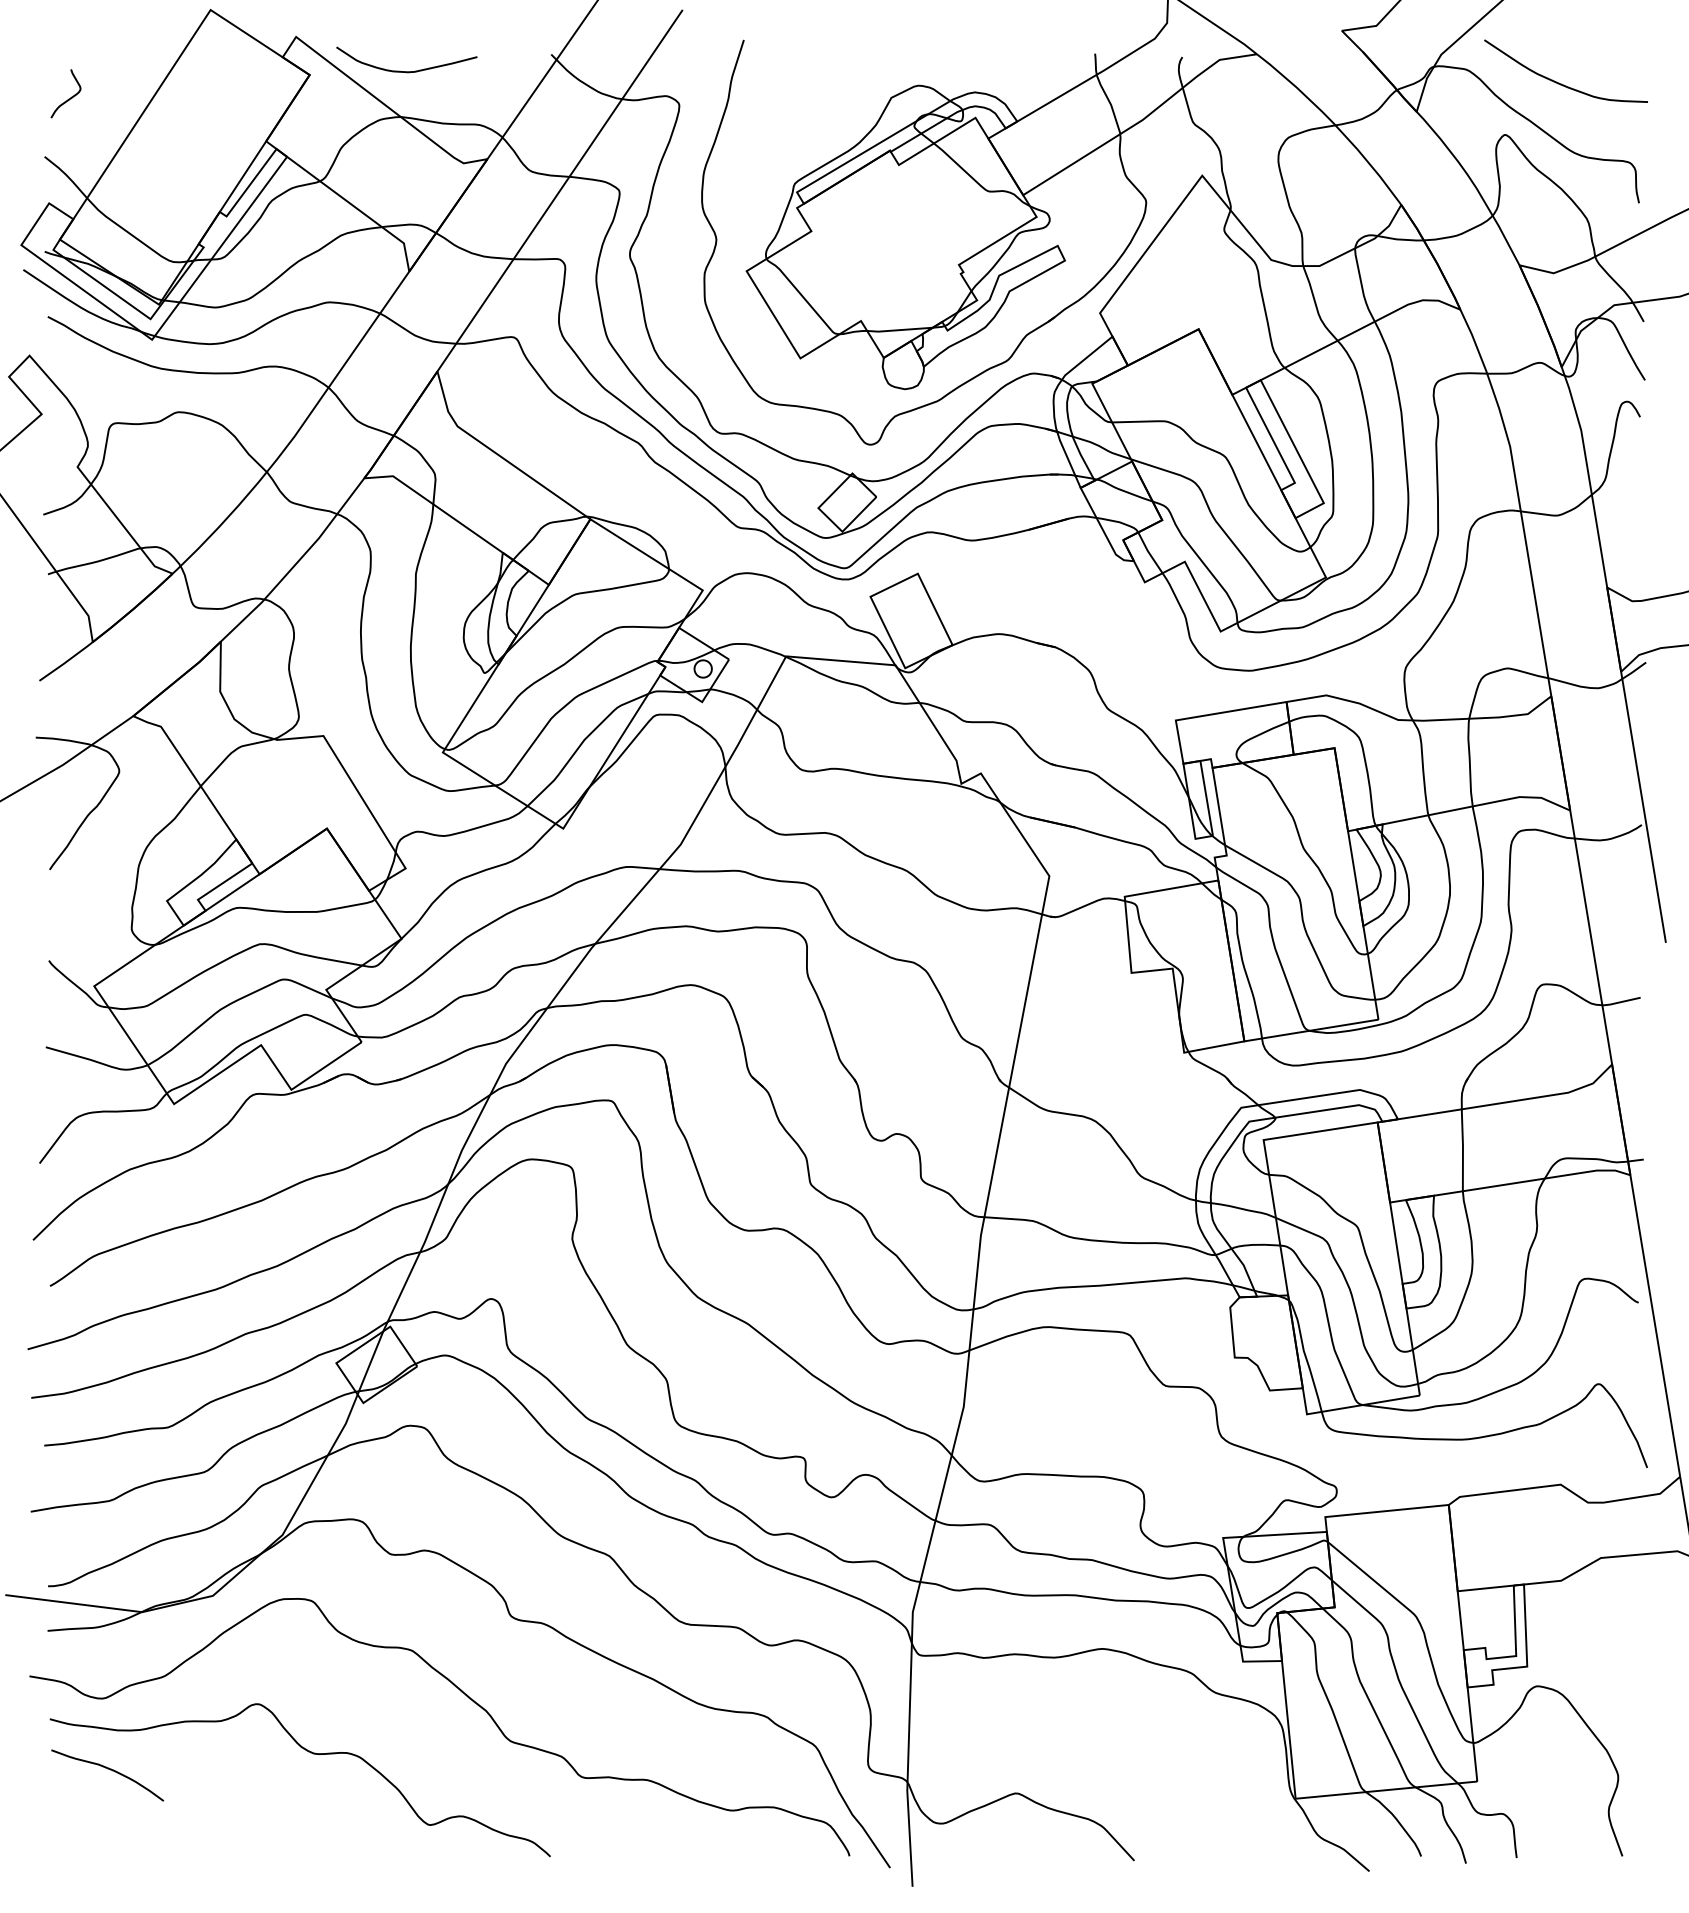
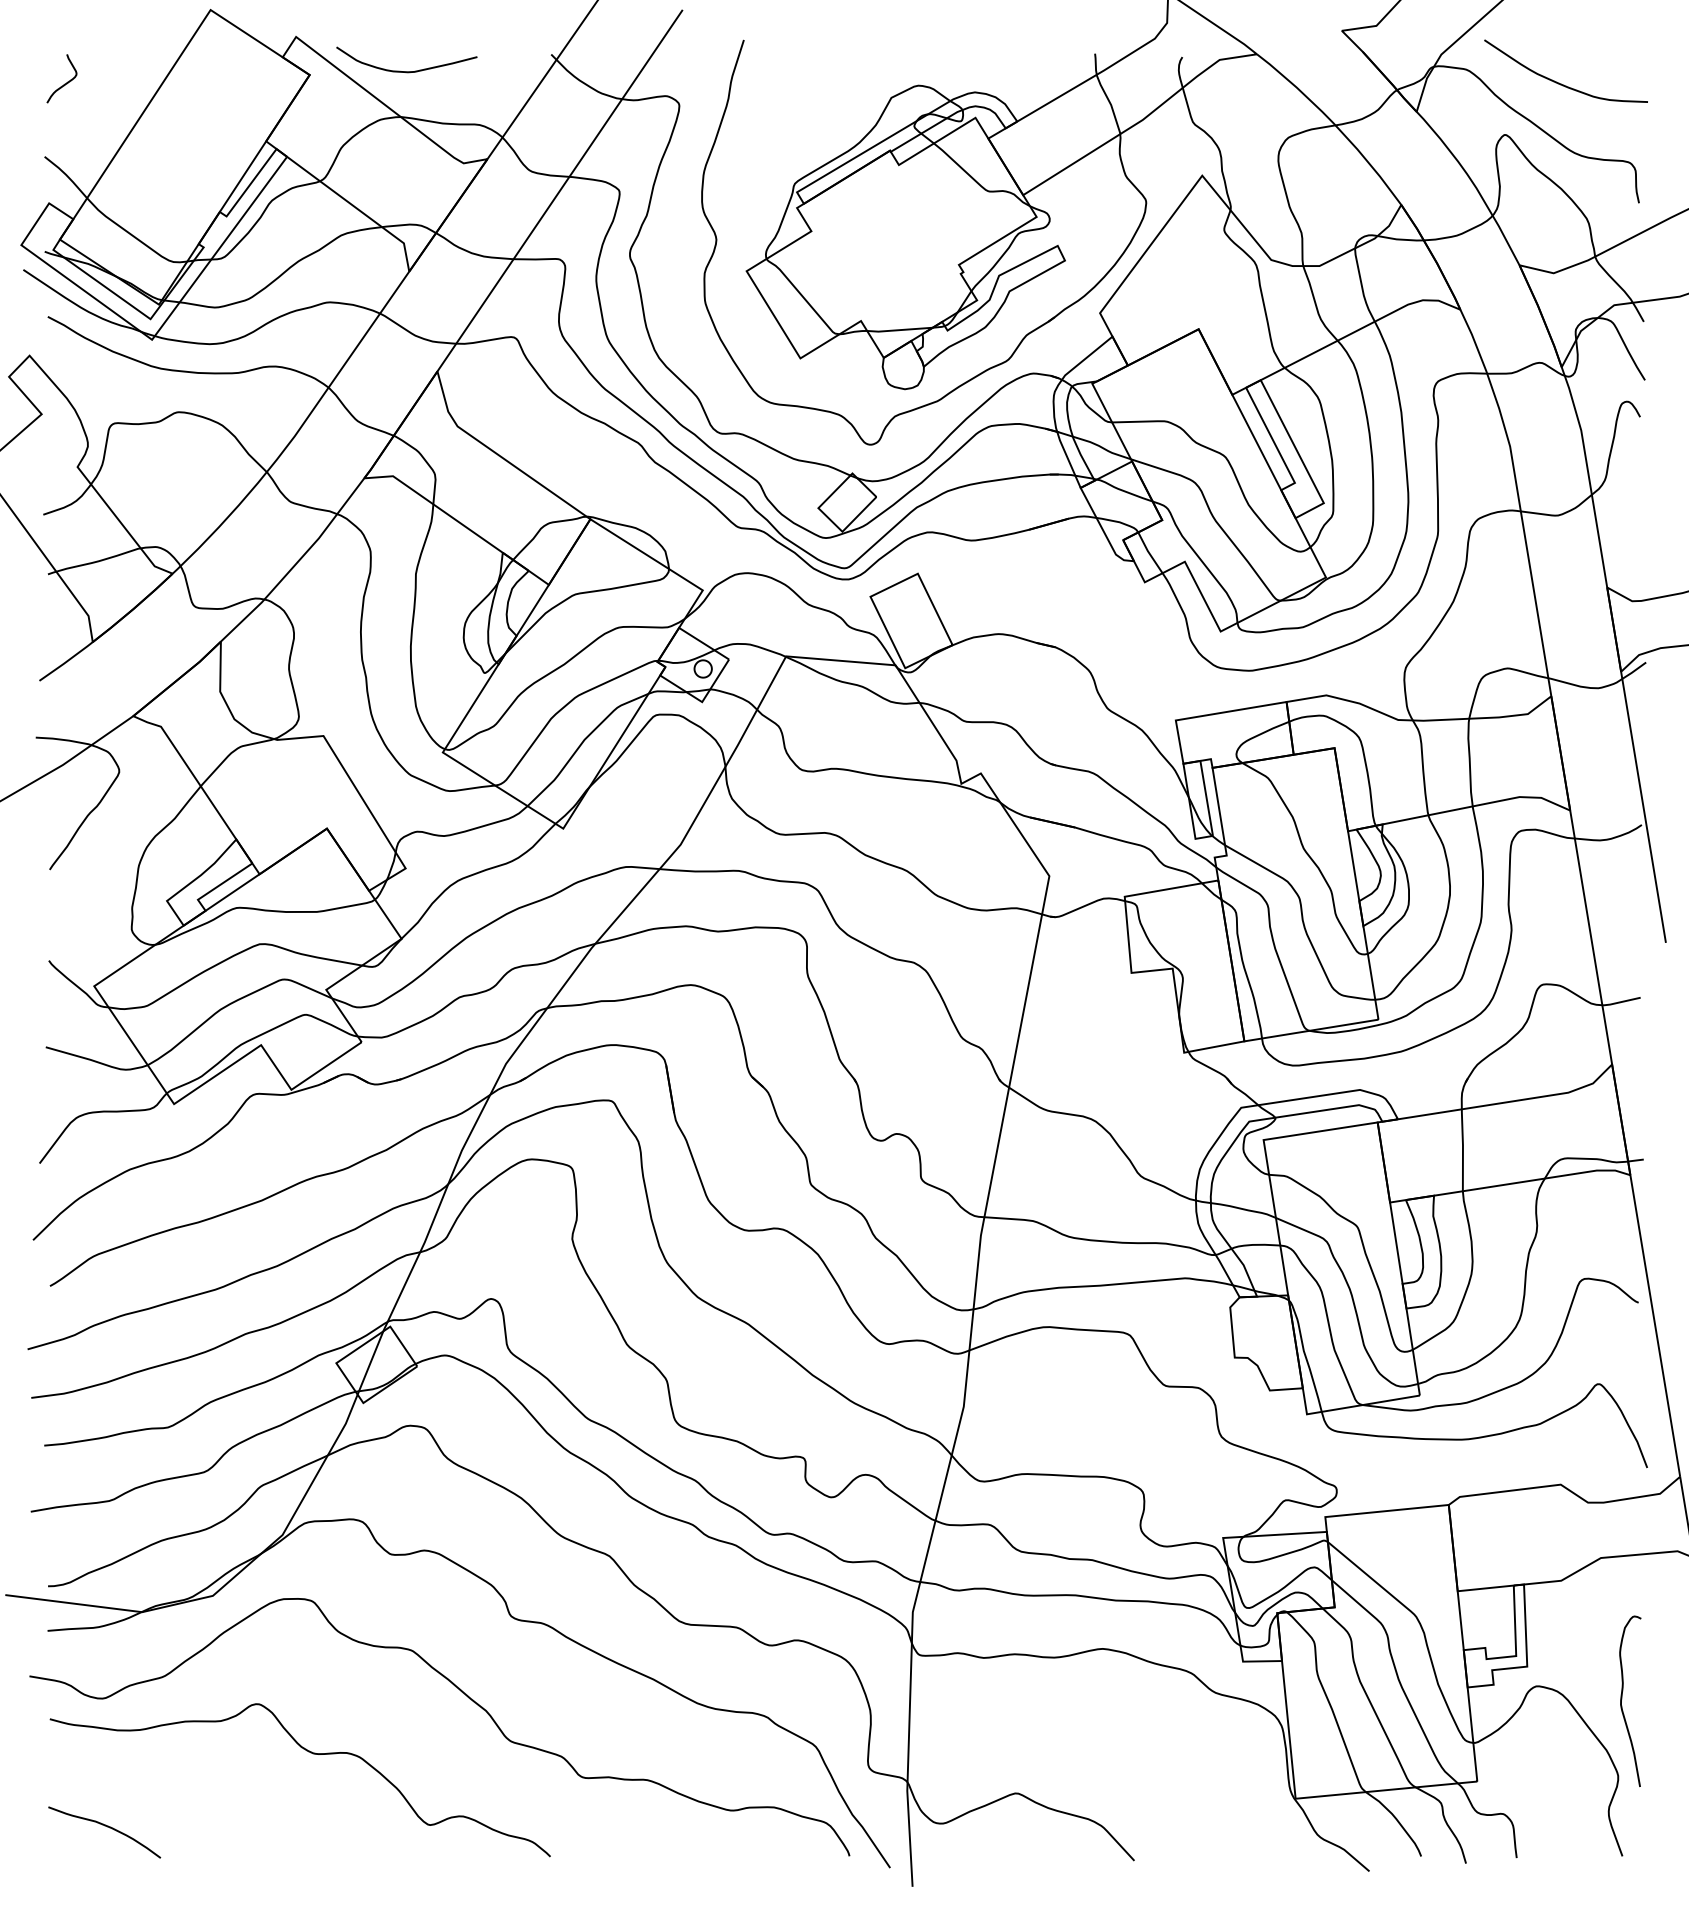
curve position: (68, 98) -> (64, 83) (64, 83)
curve: none -> present (1622, 1699)
curve position: (110, 1770) -> (107, 1827) (107, 1827)
